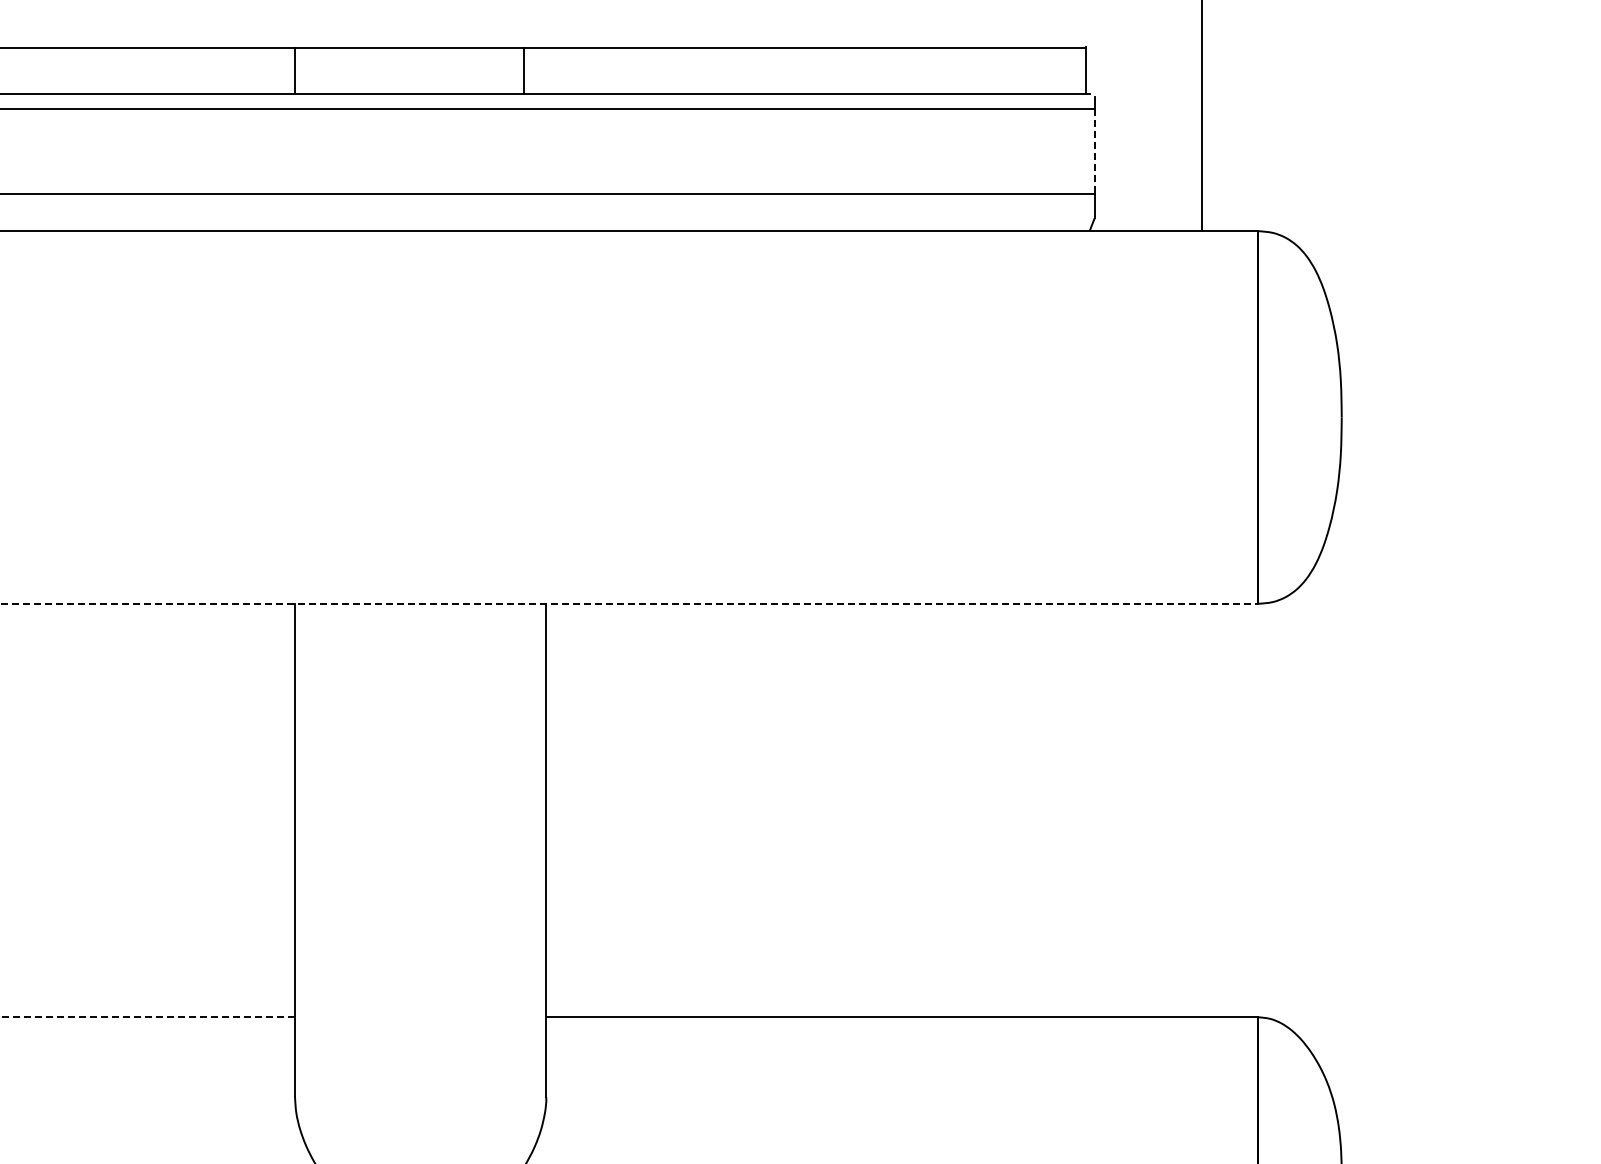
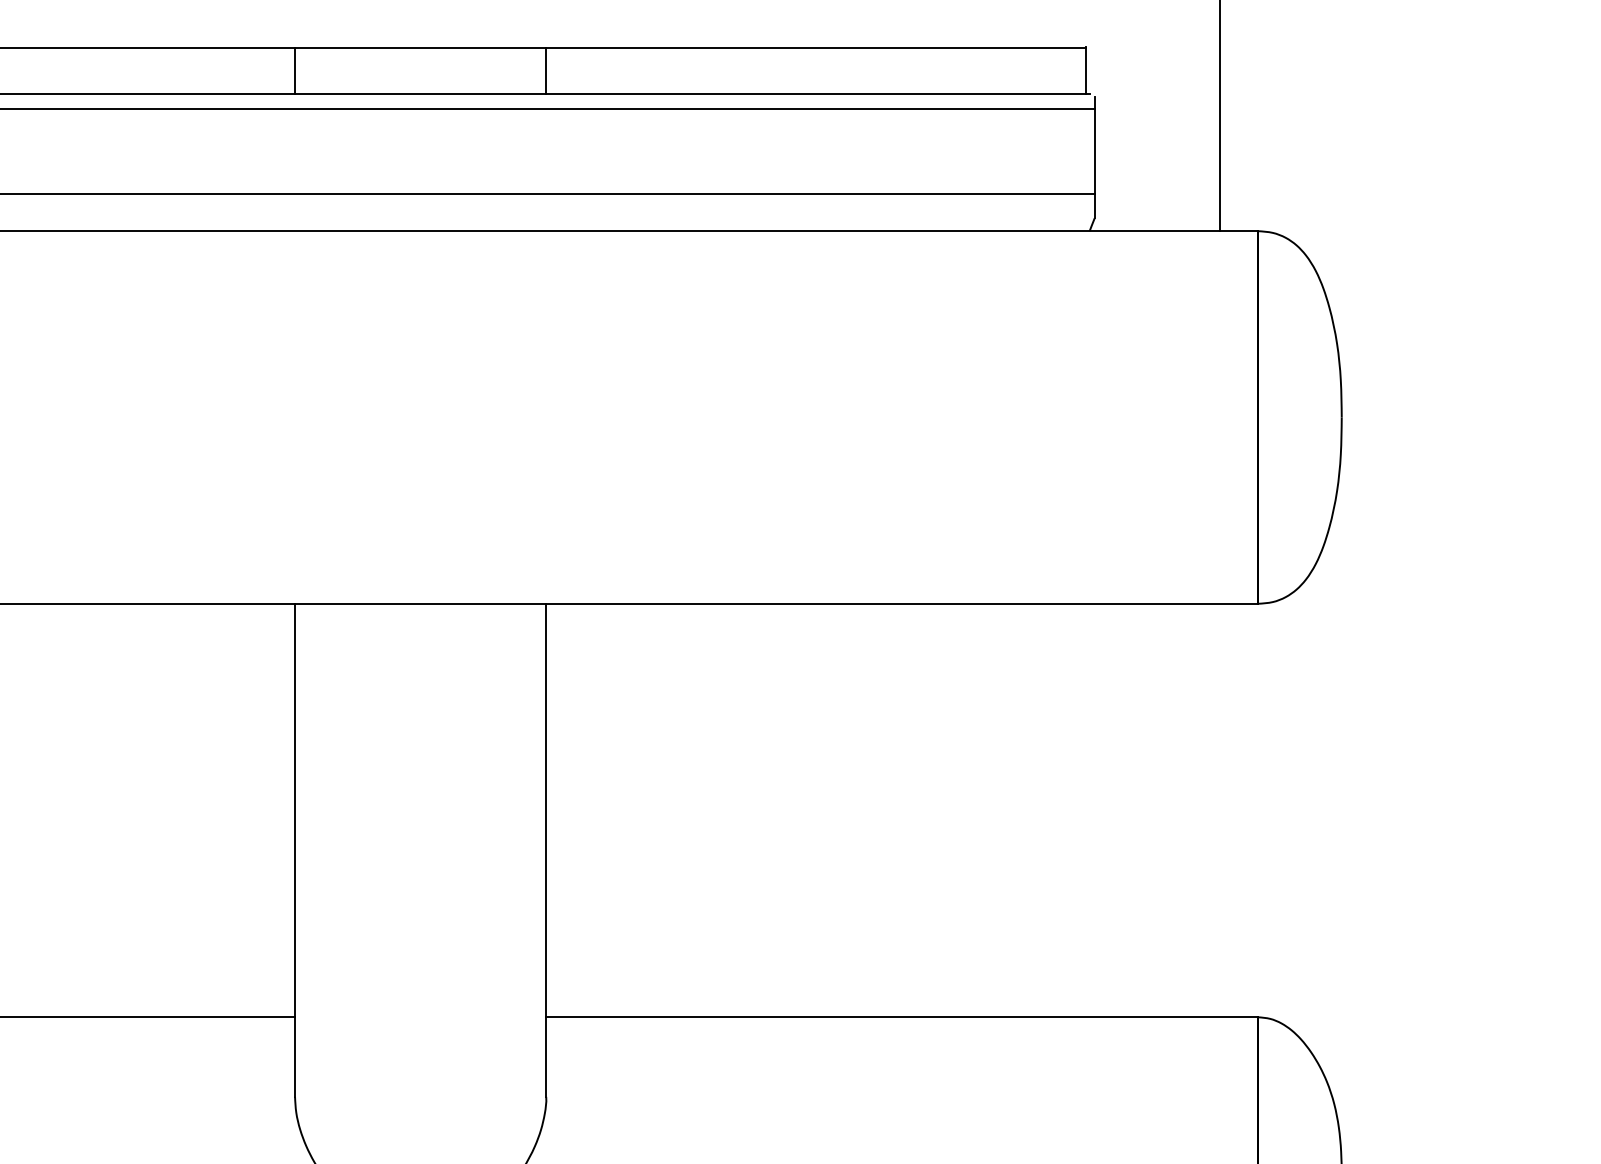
line position: (524, 70) -> (546, 70) (546, 70)
line position: (1202, 116) -> (1220, 116) (1220, 116)
line: dashed -> solid (1094, 151)
line: dashed -> solid (629, 603)
line: dashed -> solid (147, 1017)
